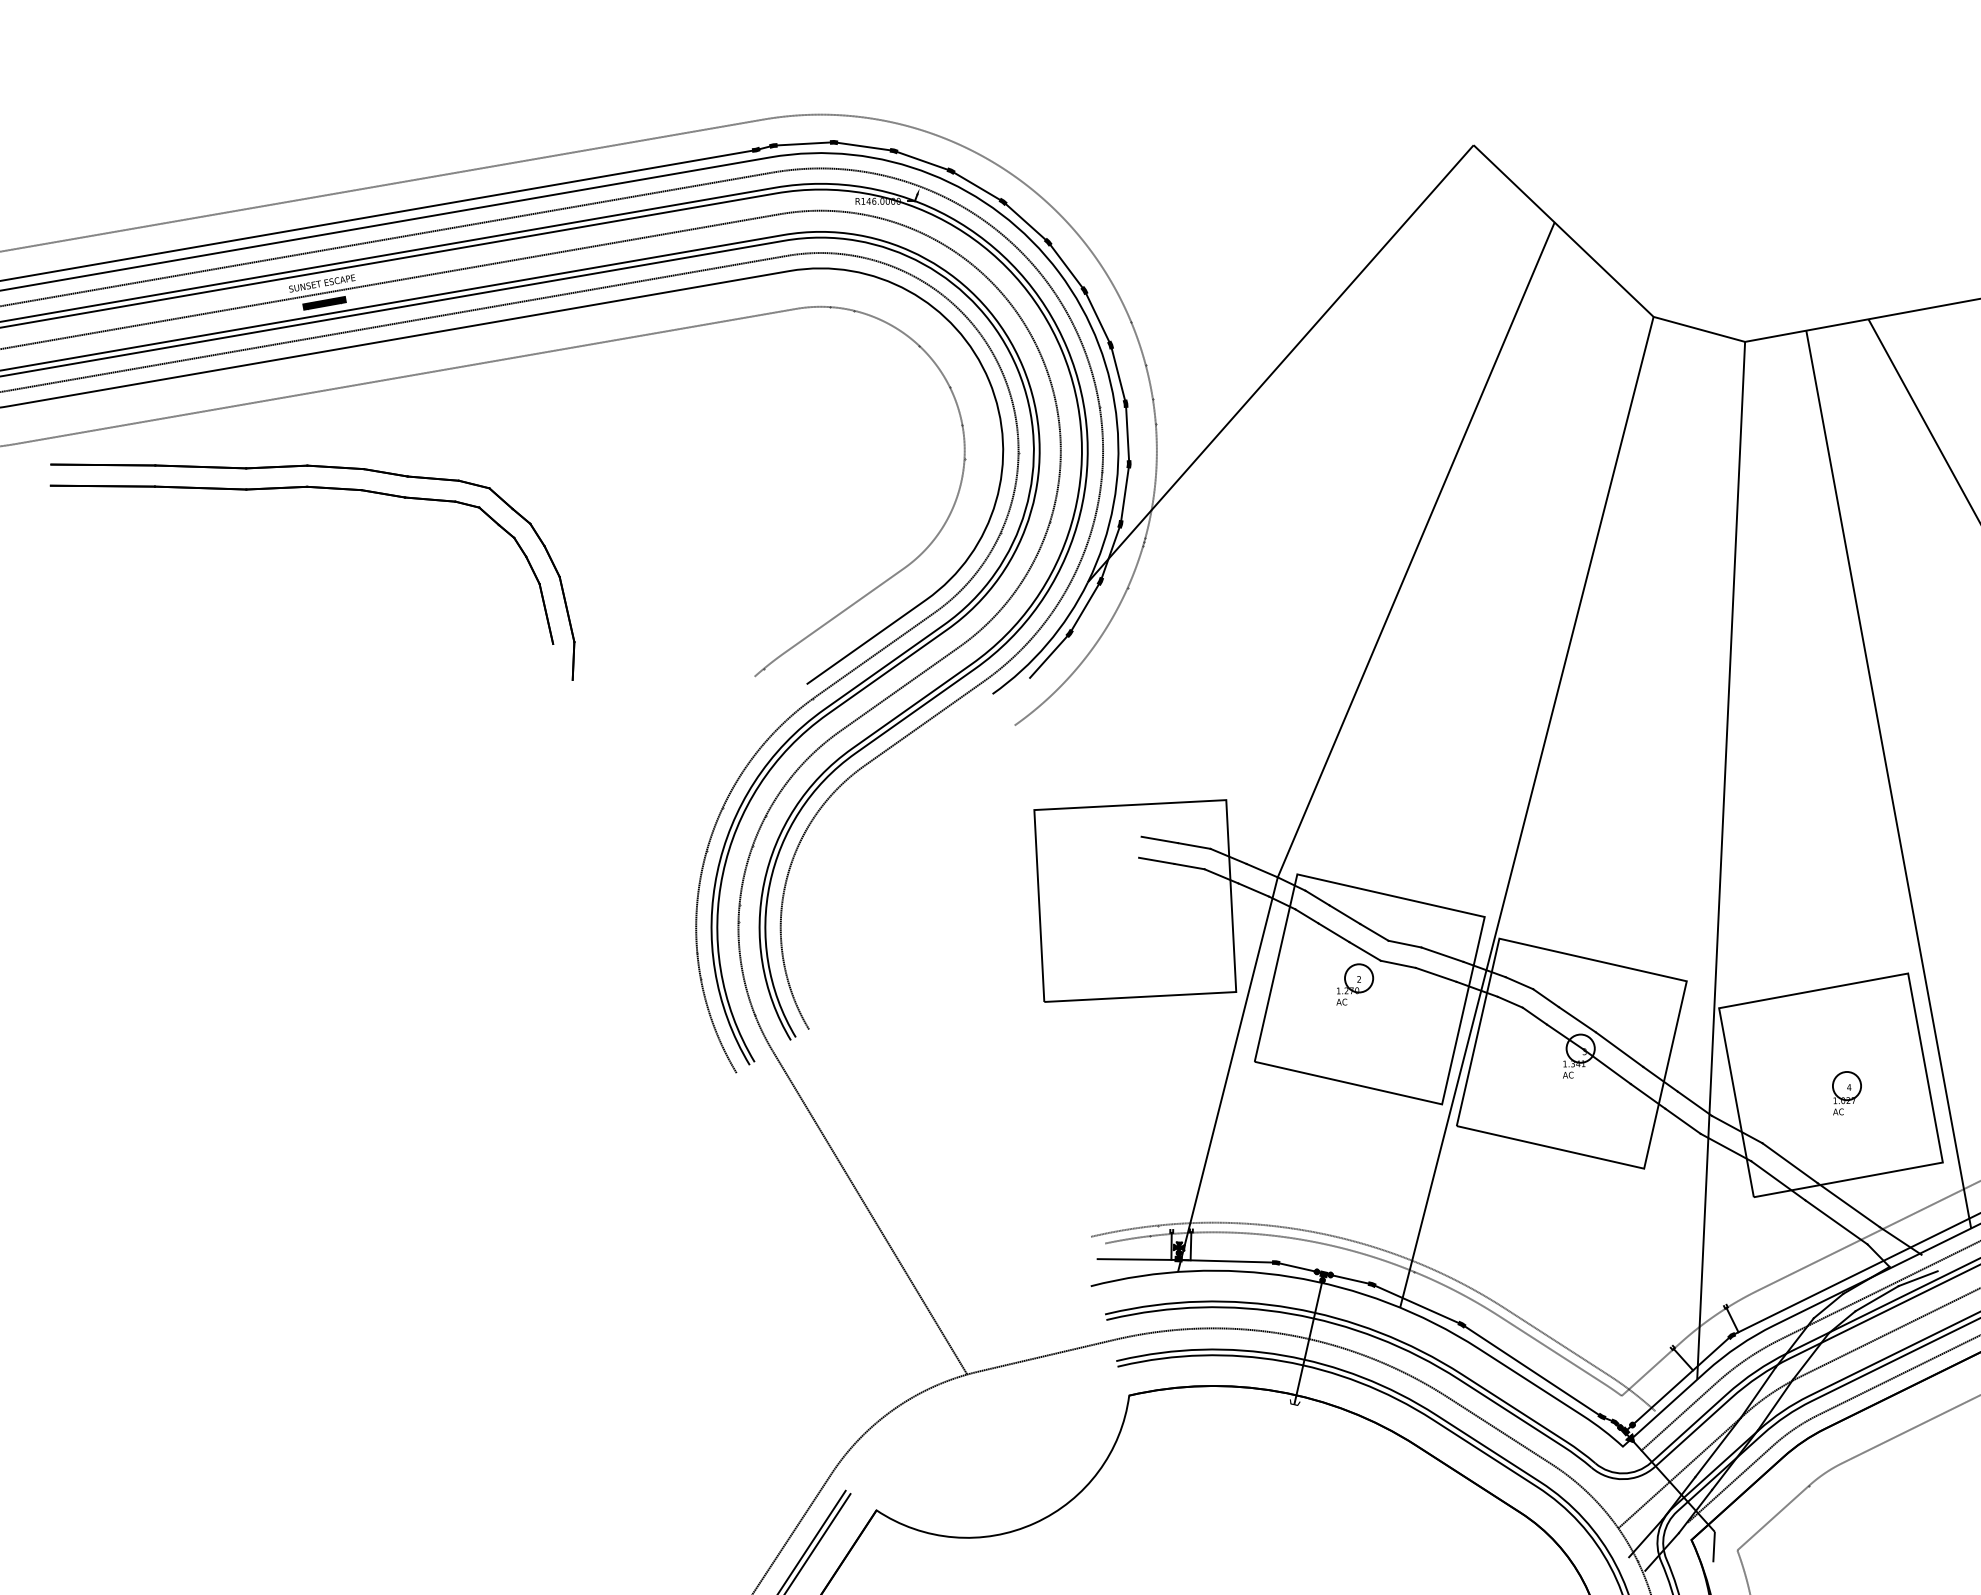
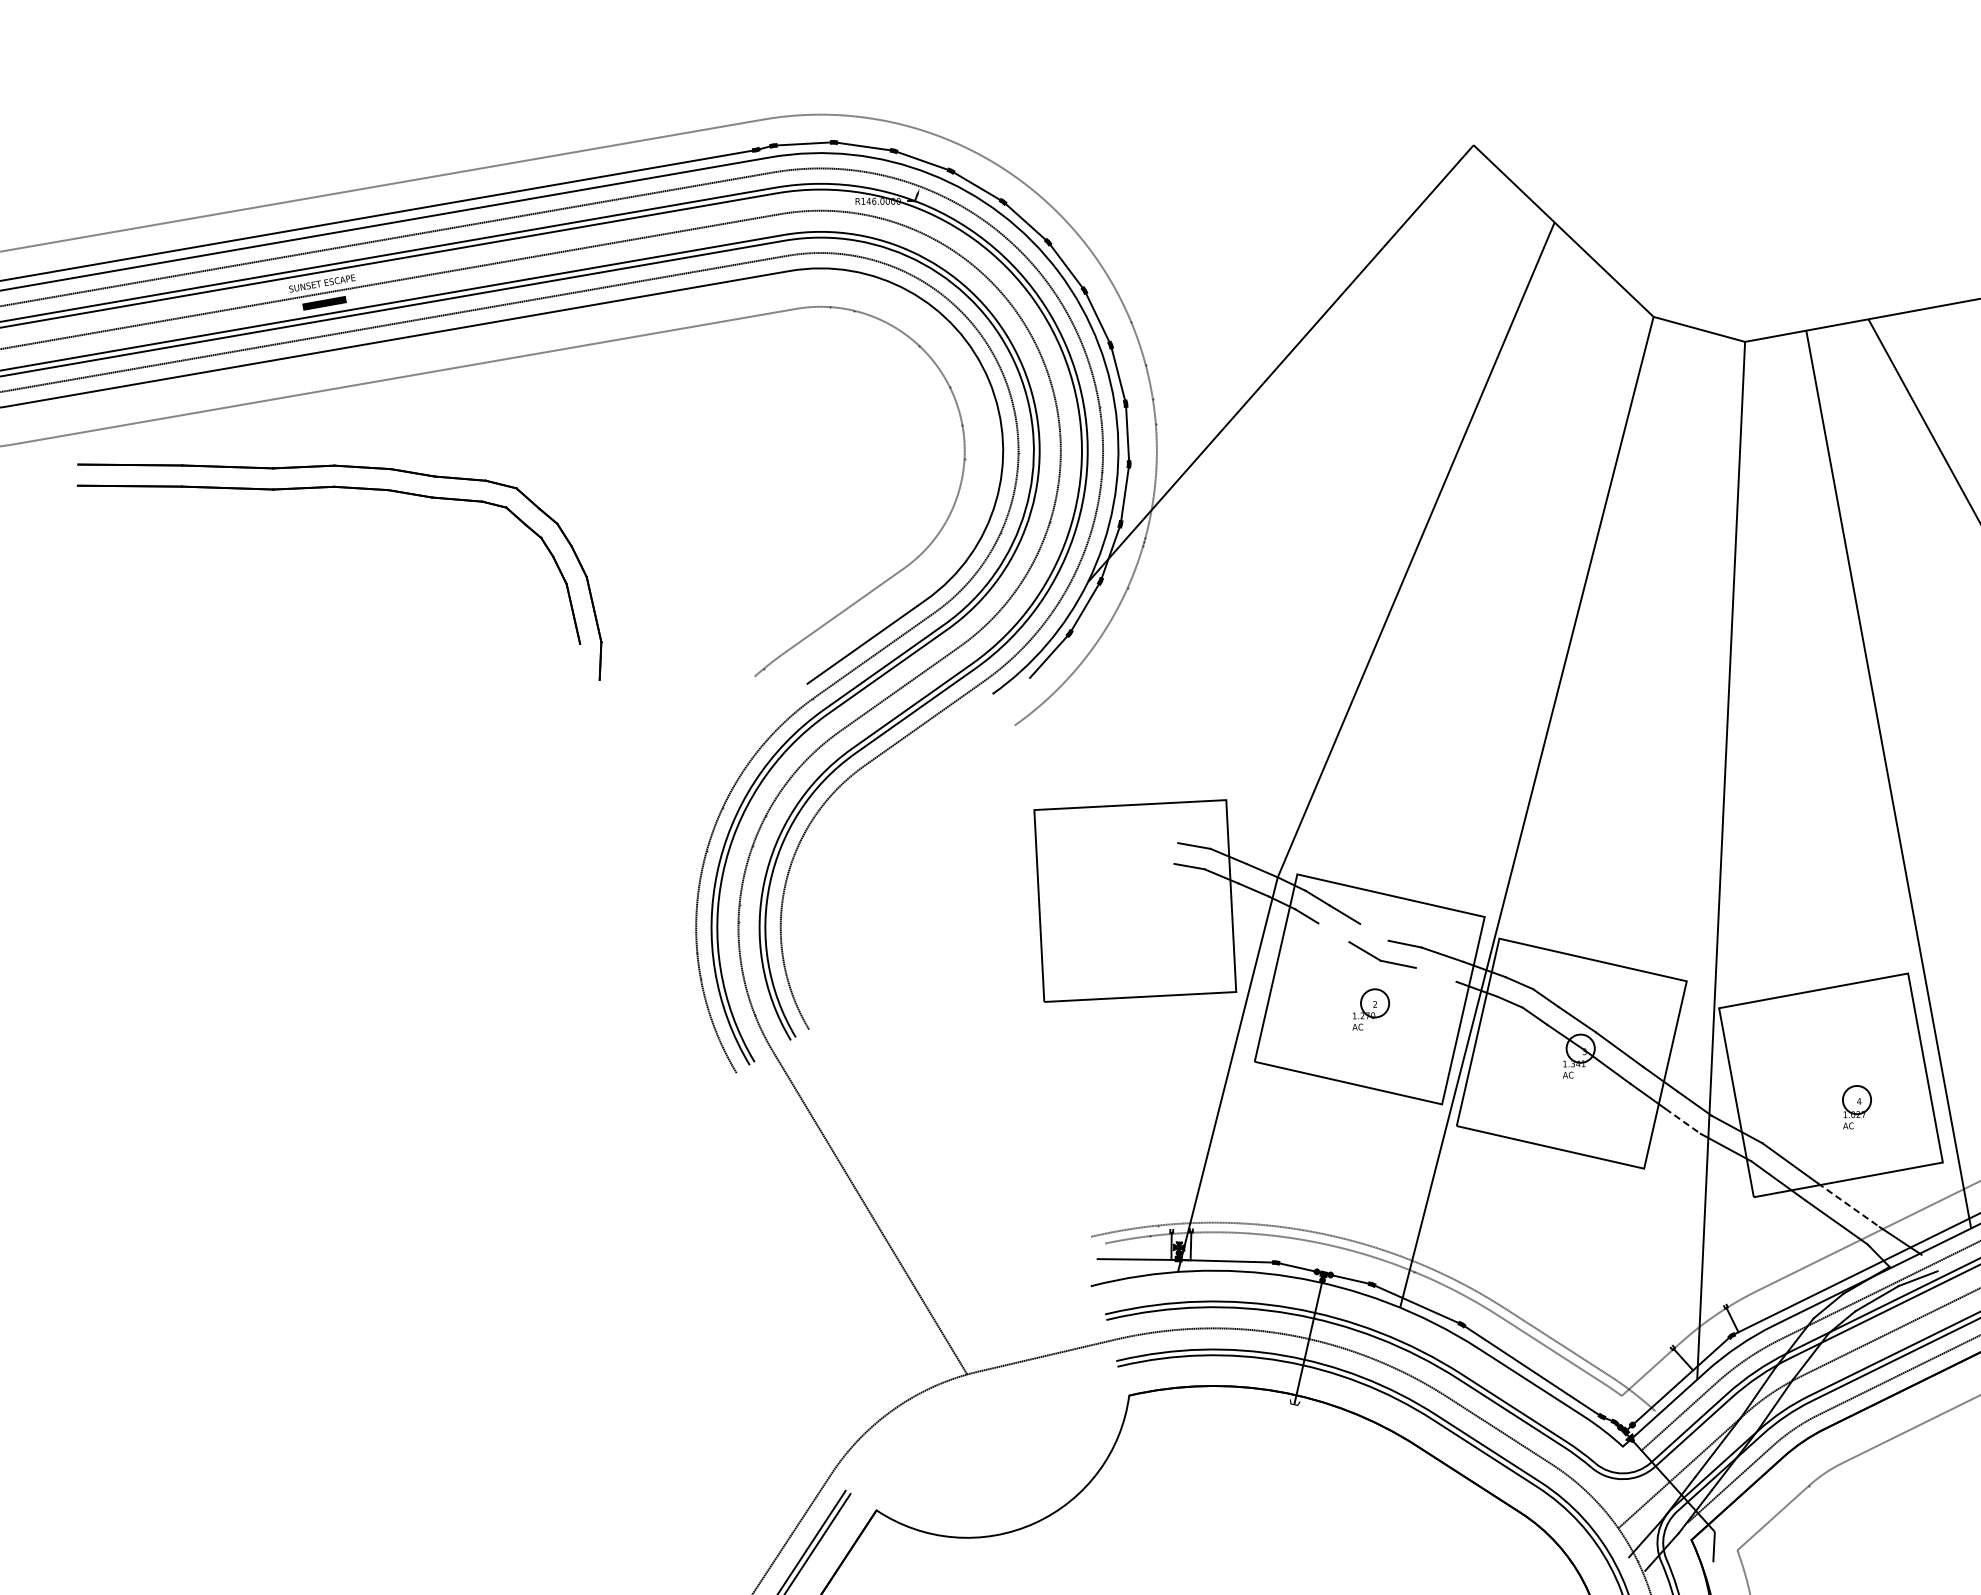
part position: (312, 488) -> (339, 488) (339, 488)
line: present -> none (1159, 839)
line: present -> none (1156, 860)
line: present -> none (1374, 931)
line: present -> none (1333, 932)
line: present -> none (1435, 974)
part position: (1355, 984) -> (1371, 1009) (1371, 1009)
part position: (1846, 1093) -> (1856, 1107) (1856, 1107)
line: solid -> dashed (1683, 1121)
line: solid -> dashed (1849, 1205)
